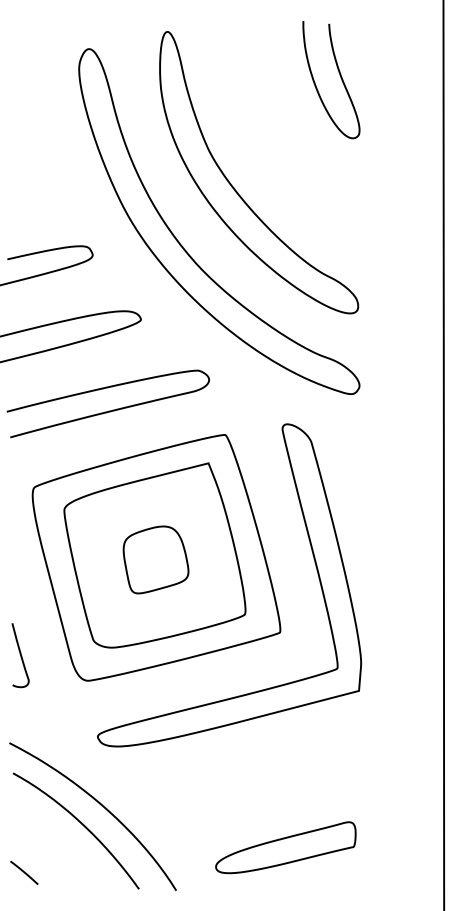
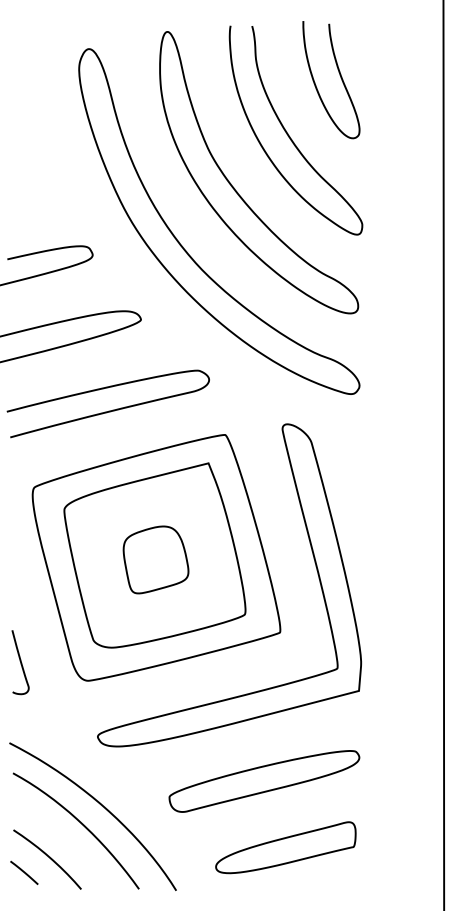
curve: none -> present (288, 133)
curve position: (20, 655) -> (20, 662) (20, 662)
part: none -> present (264, 781)
curve: none -> present (48, 857)
